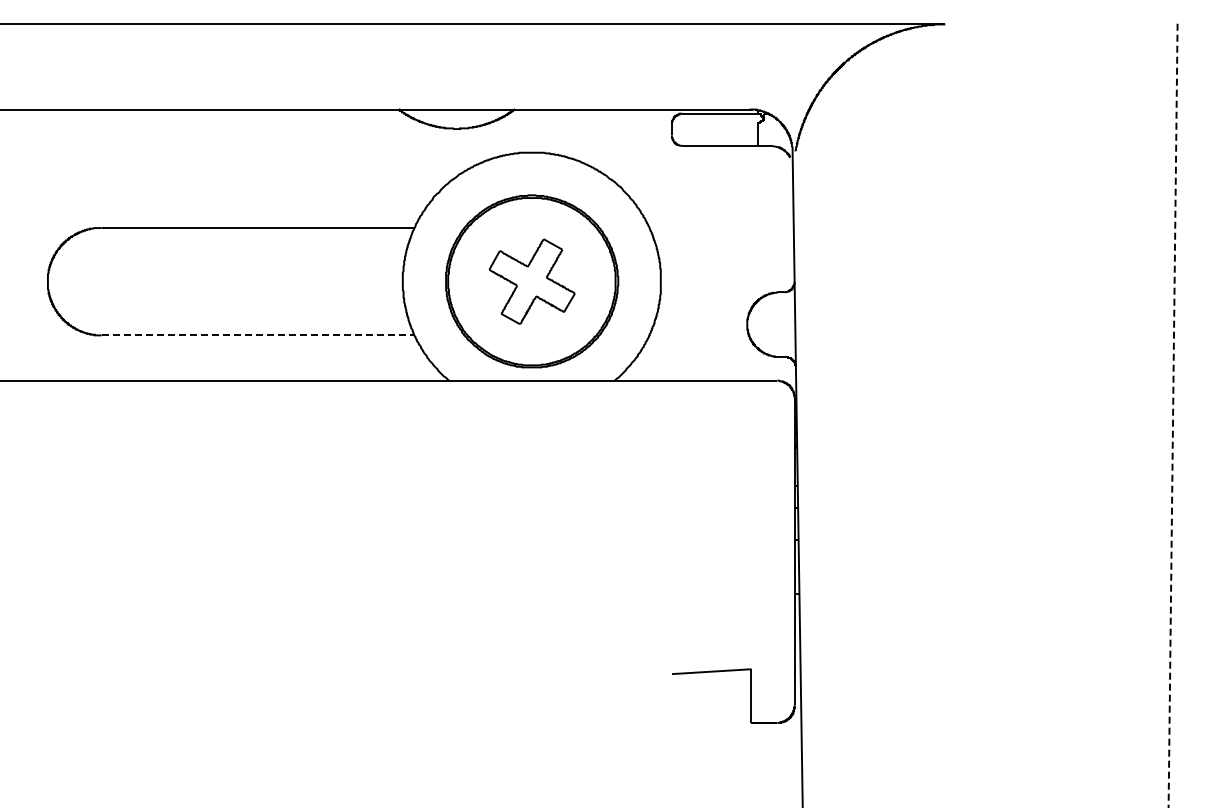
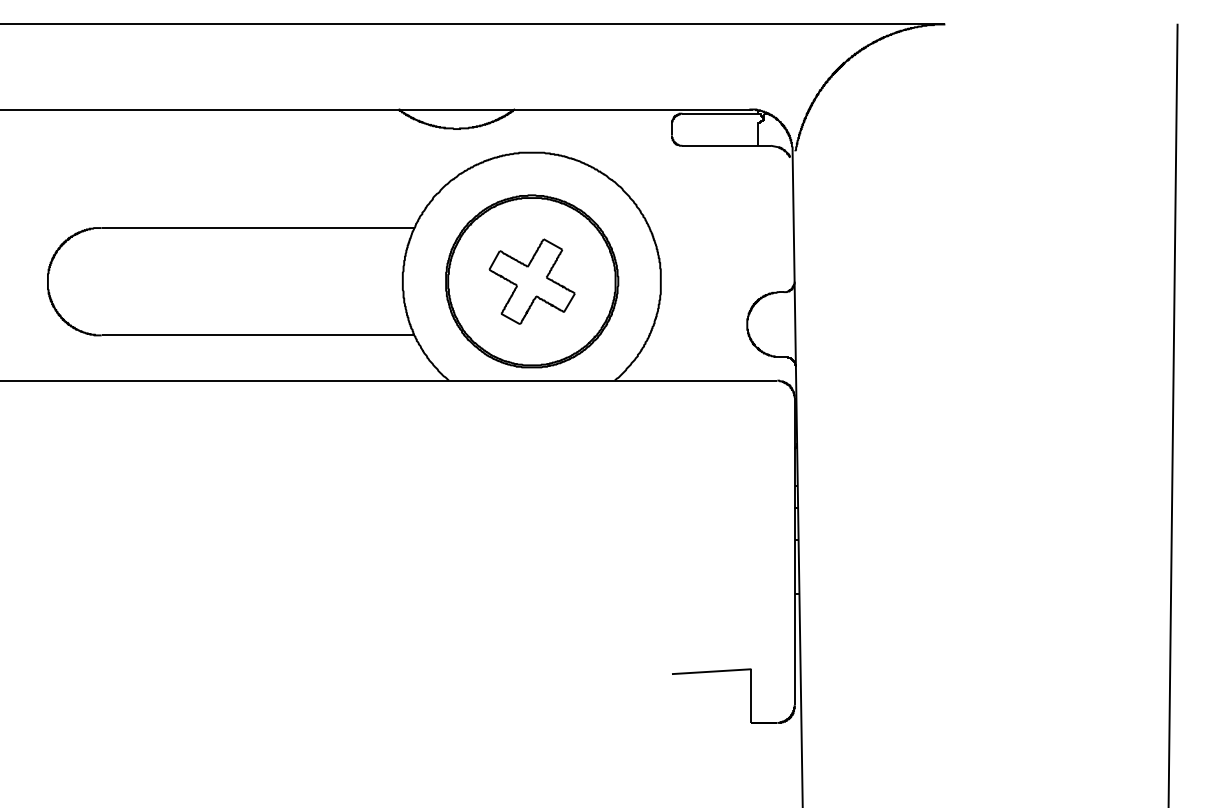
line: dashed -> solid (258, 335)
line: dashed -> solid (1173, 415)
